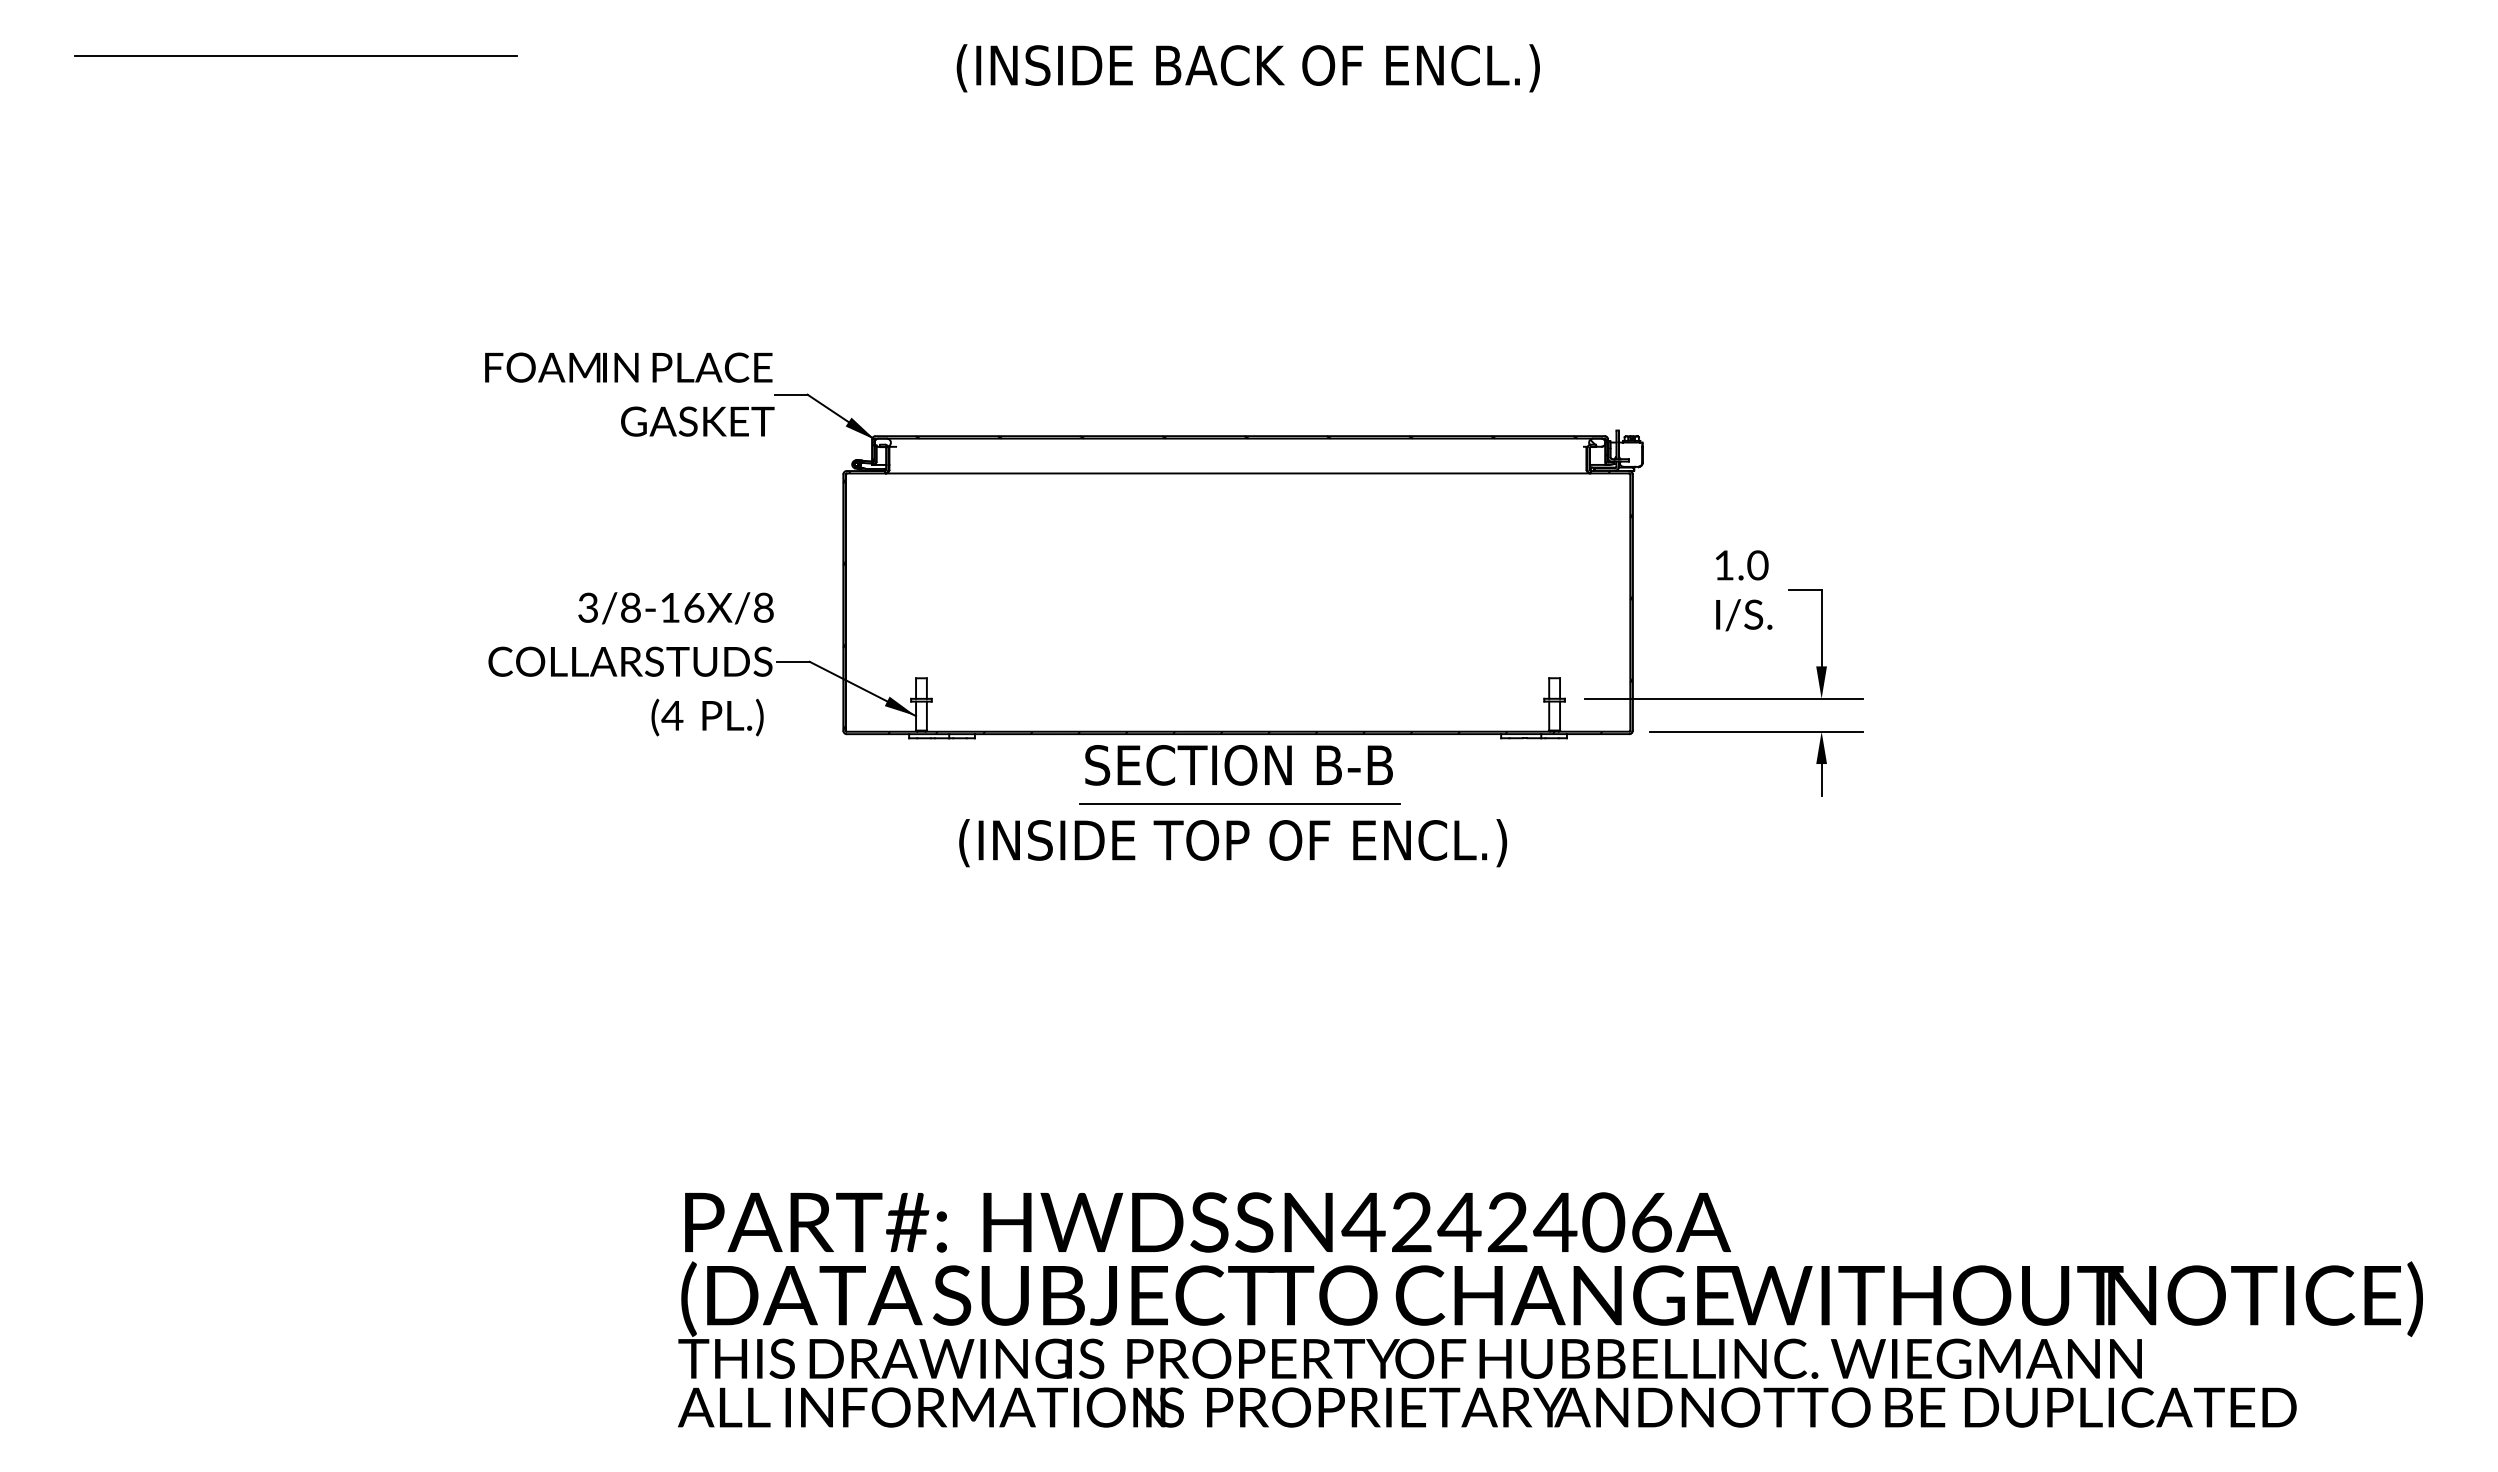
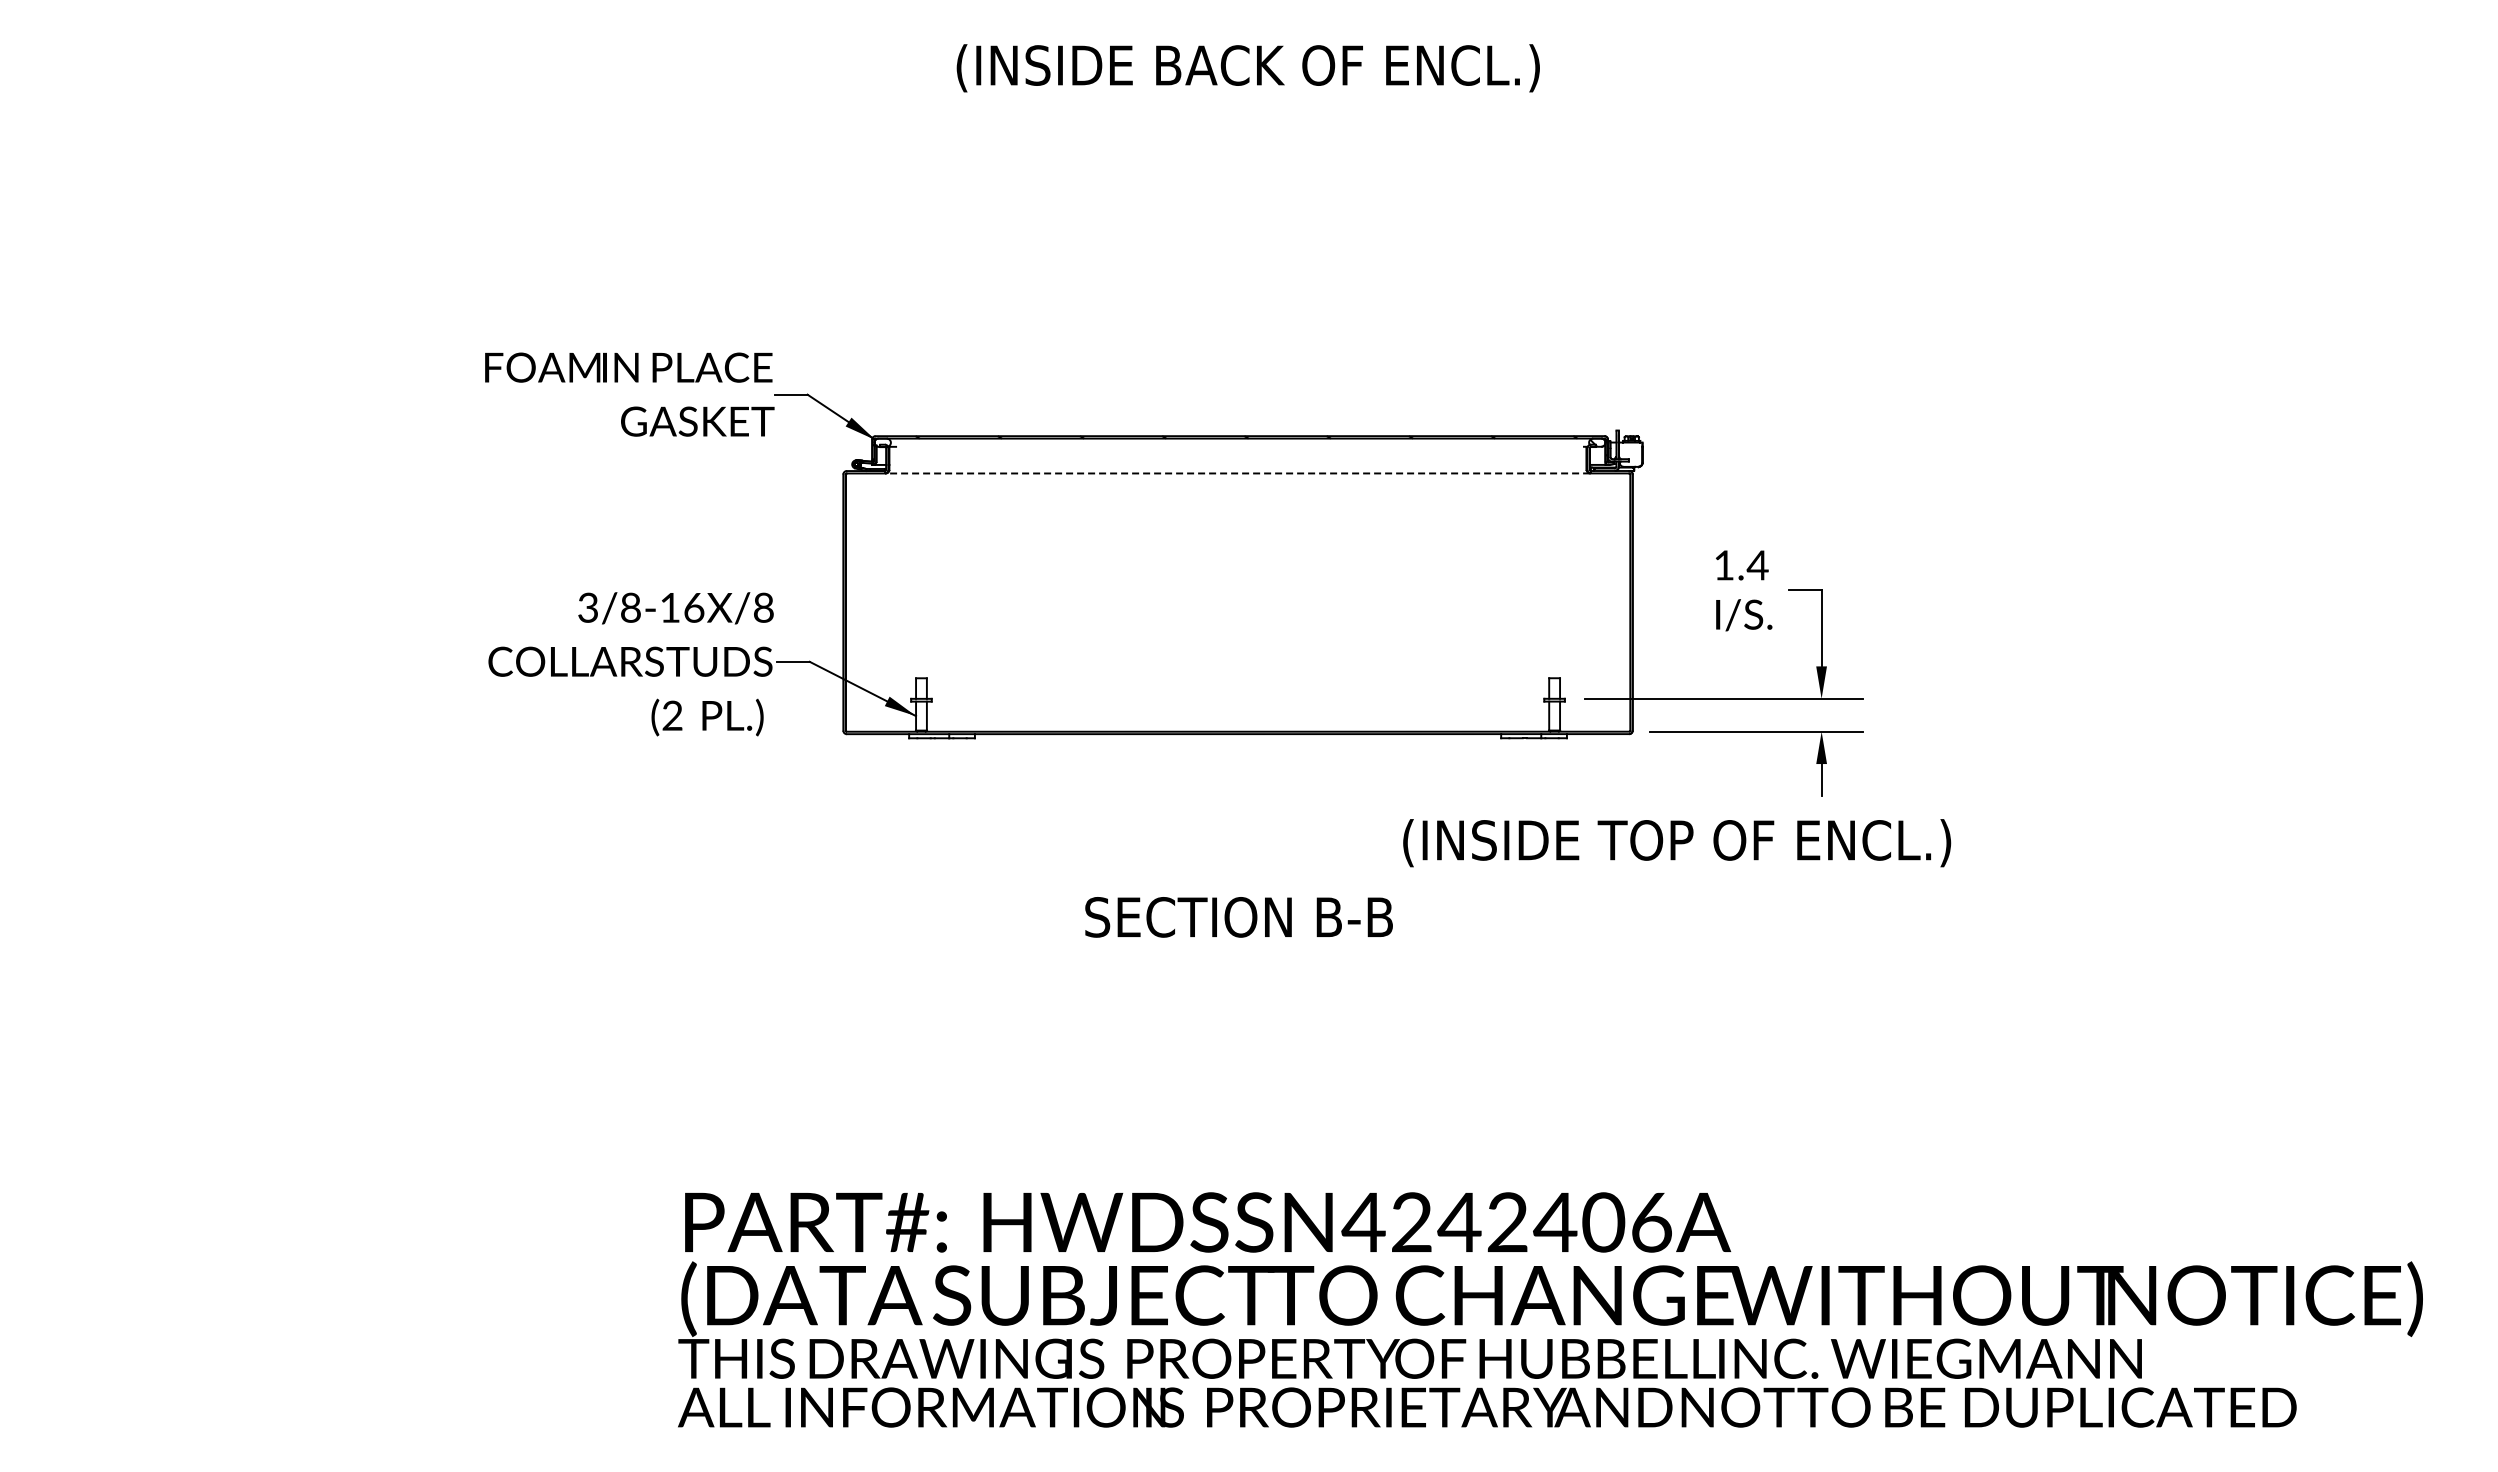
line: present -> none (295, 55)
line: solid -> dashed (1237, 473)
text: 1.0 -> 1.4 (1757, 565)
hatch: present -> none (1237, 602)
text: (4 -> (2 (672, 715)
text position: (1238, 765) -> (1238, 917) (1238, 917)
line: present -> none (1239, 804)
text position: (1233, 843) -> (1677, 843) (1677, 843)
